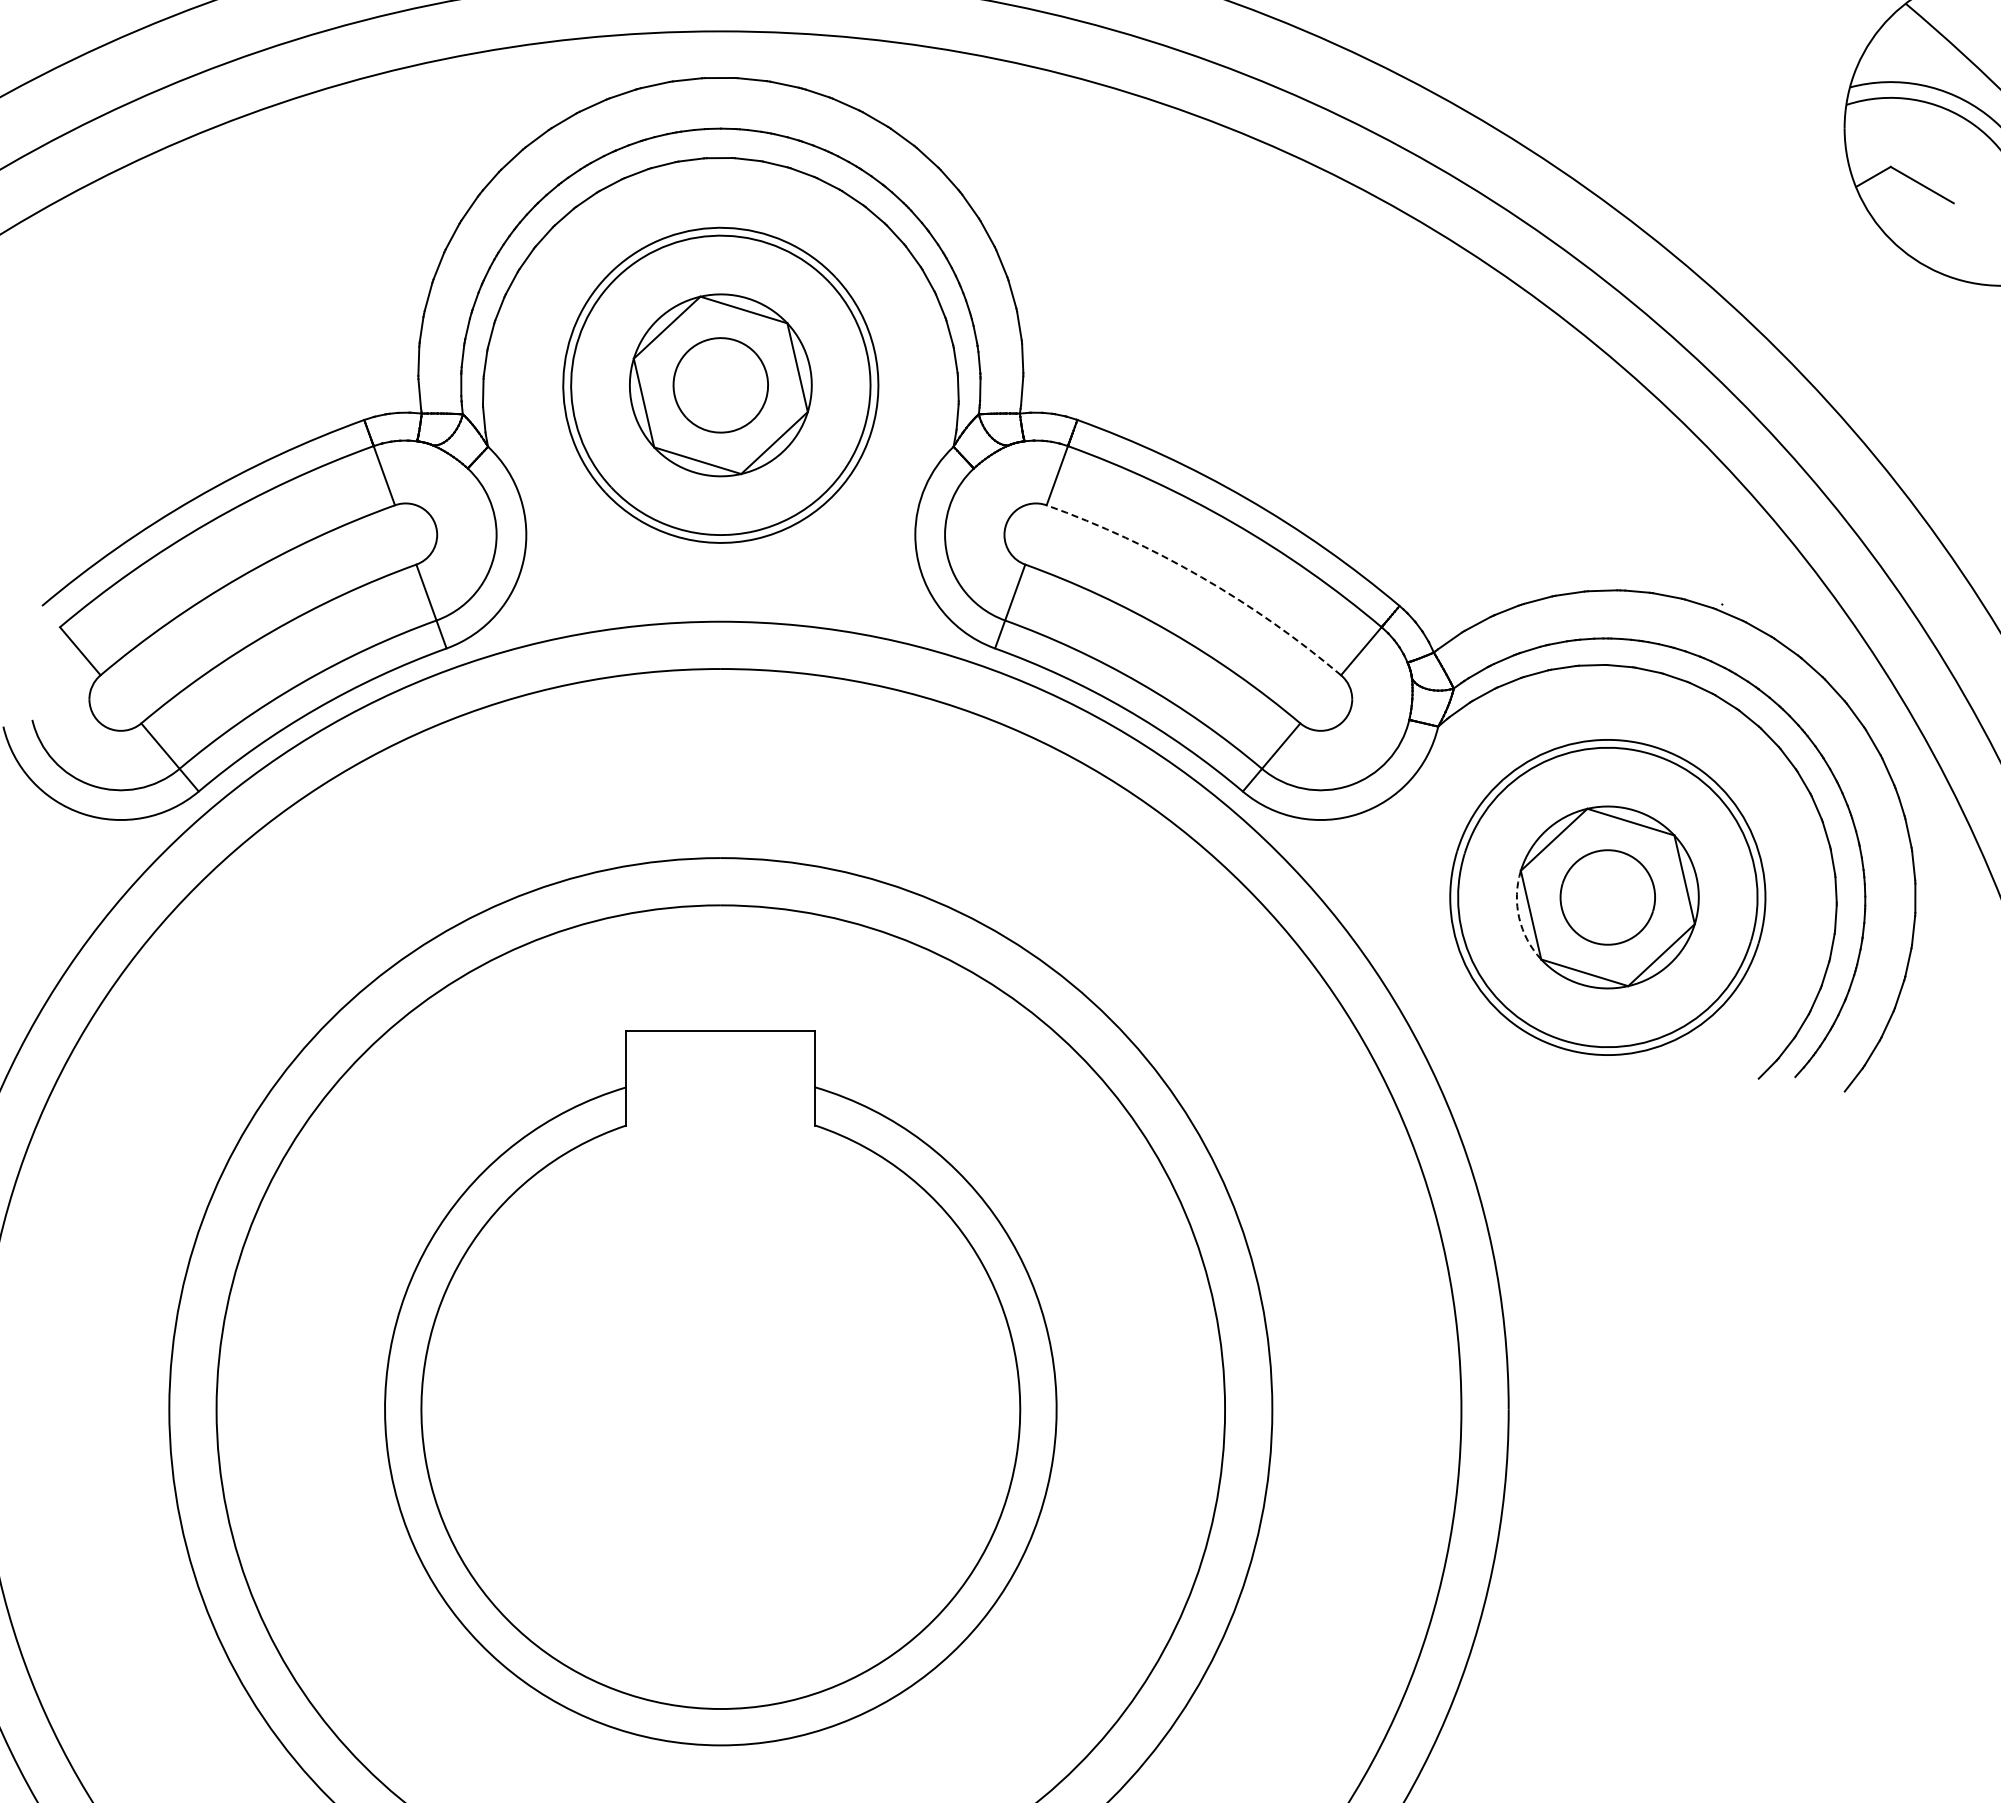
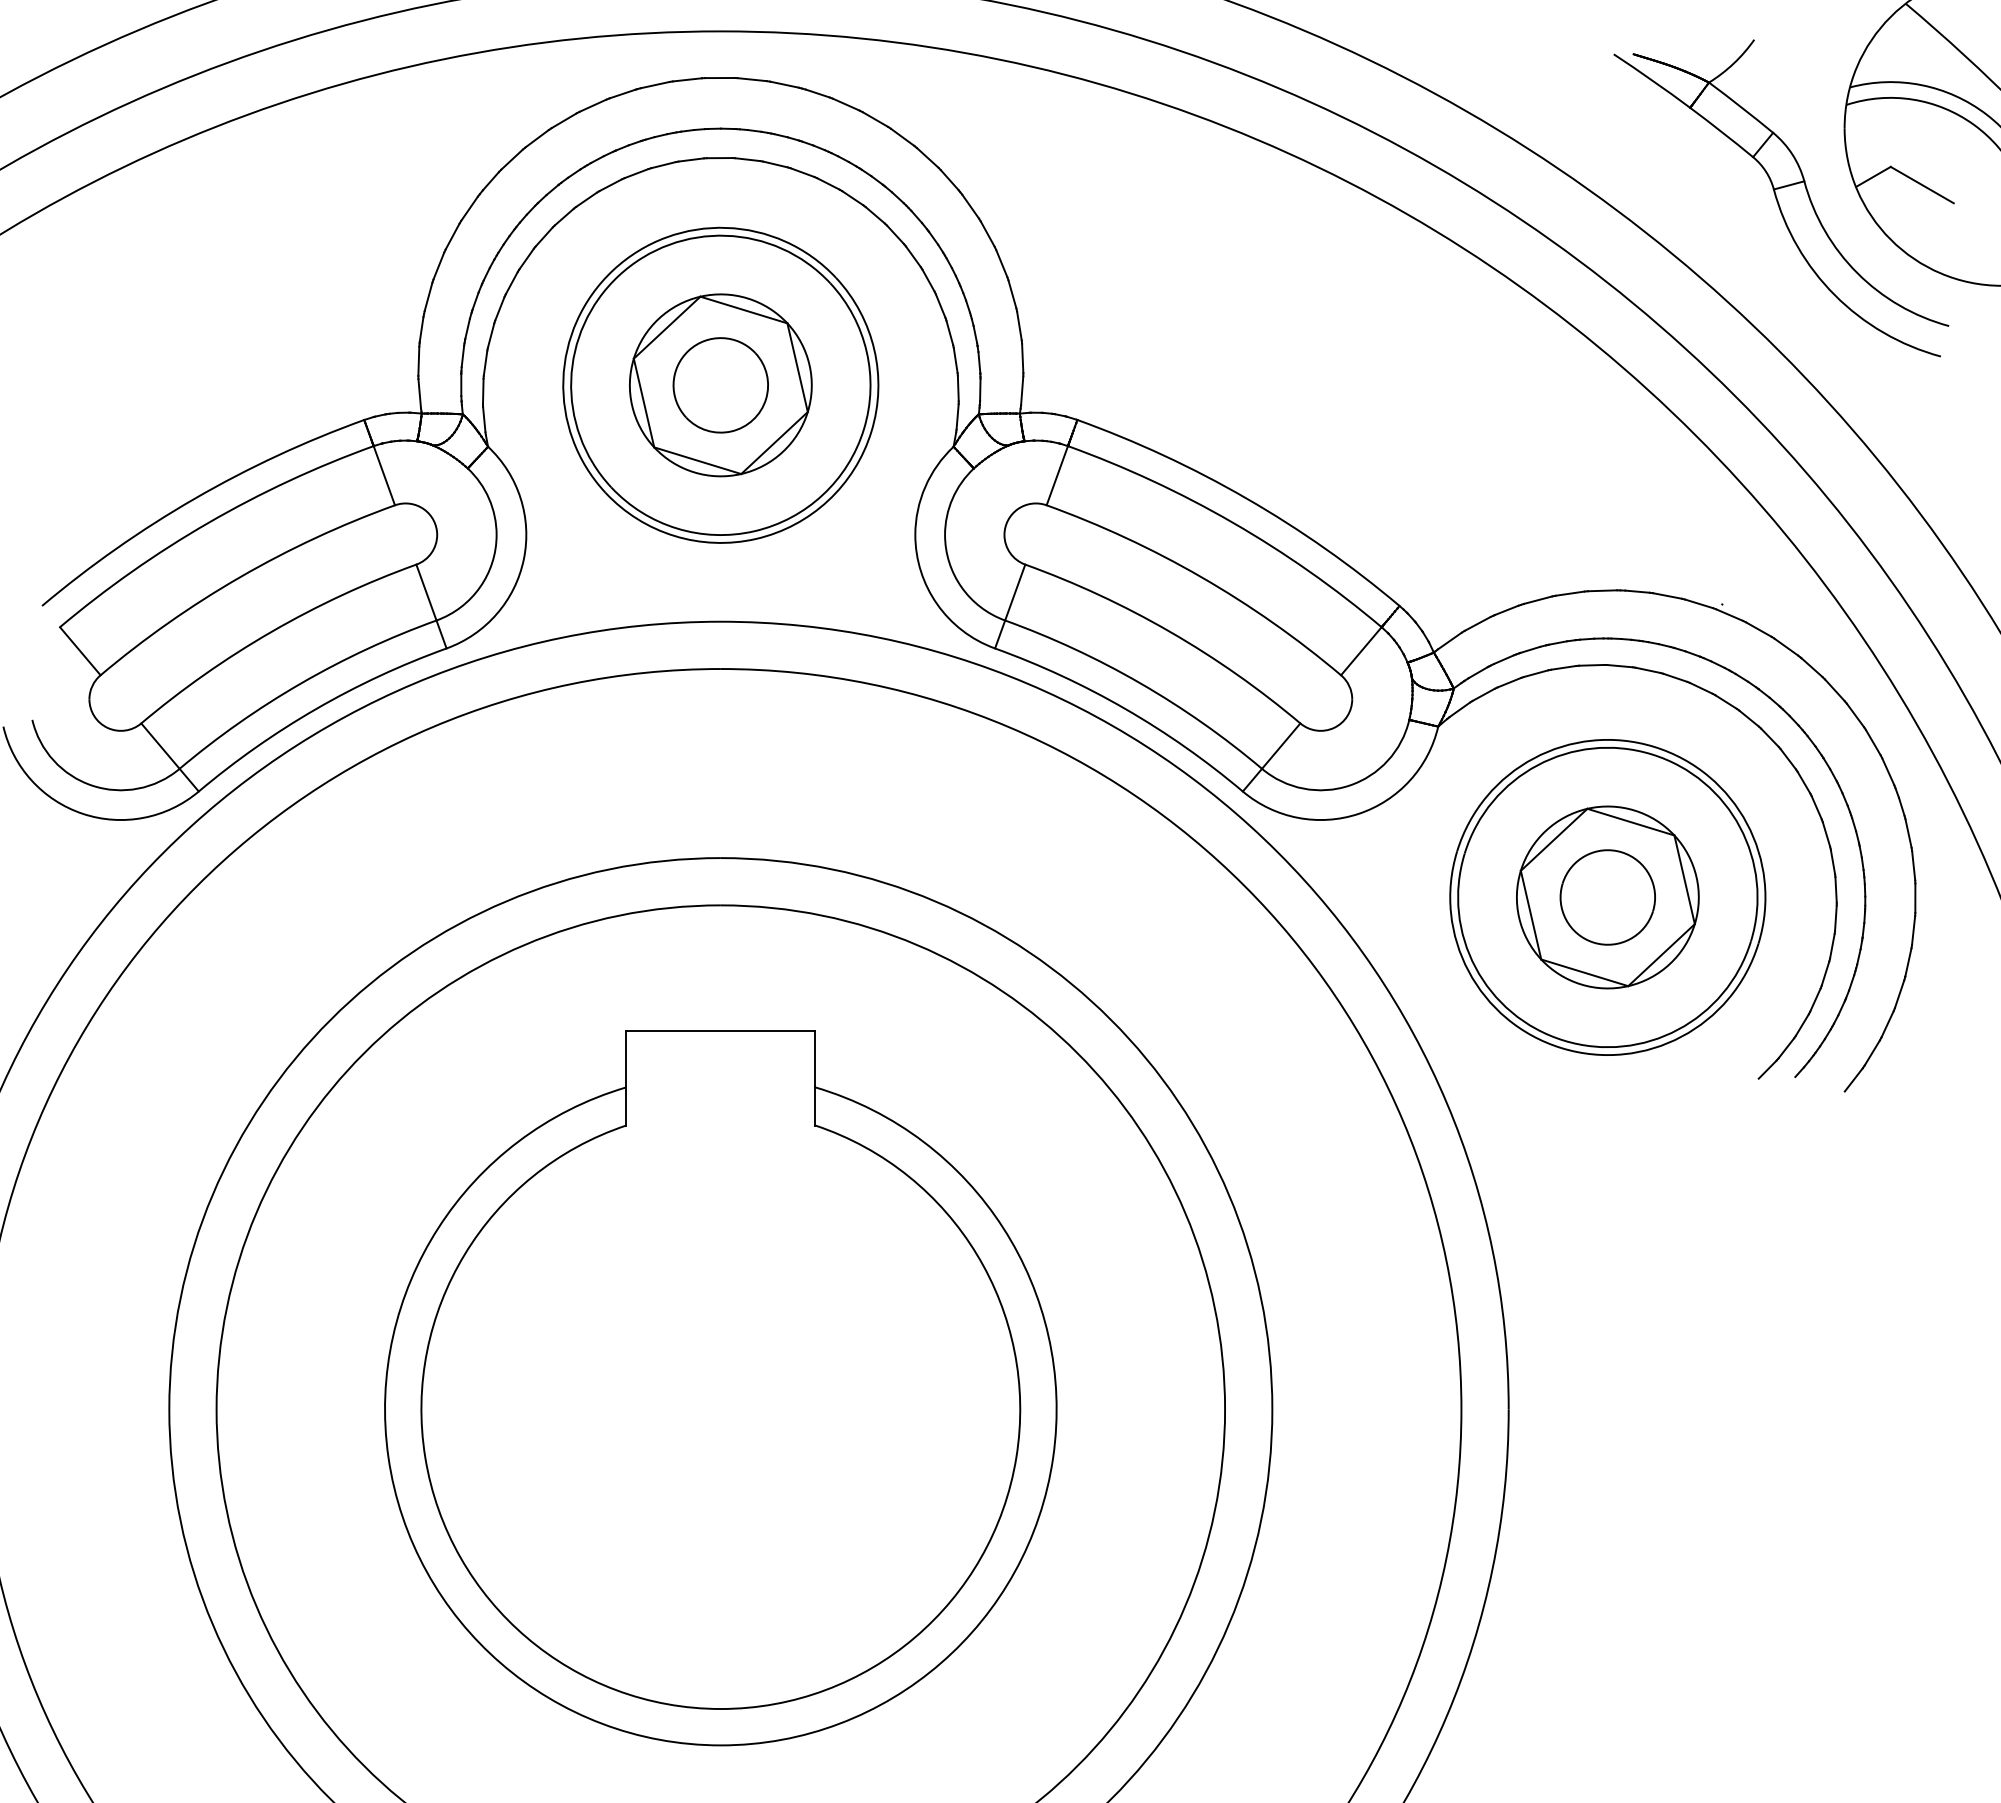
part: none -> present (1781, 198)
arc: dashed -> solid (1201, 577)
arc: dashed -> solid (1519, 917)
